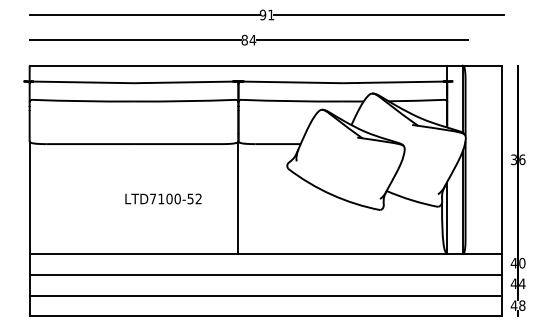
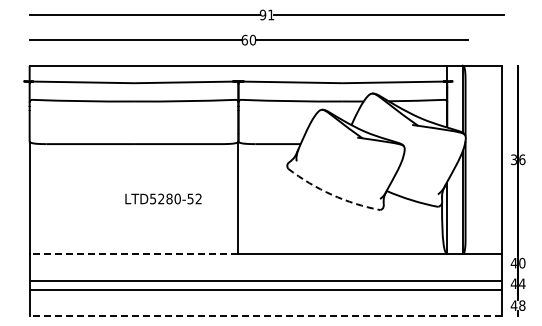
text: 84 -> 60 (248, 39)
arc: solid -> dashed (331, 194)
text: LTD7100-52 -> LTD5280-52 (161, 198)
line: solid -> dashed (133, 253)
line position: (265, 274) -> (265, 280) (265, 280)
line position: (265, 295) -> (265, 289) (265, 289)
line: solid -> dashed (265, 316)
